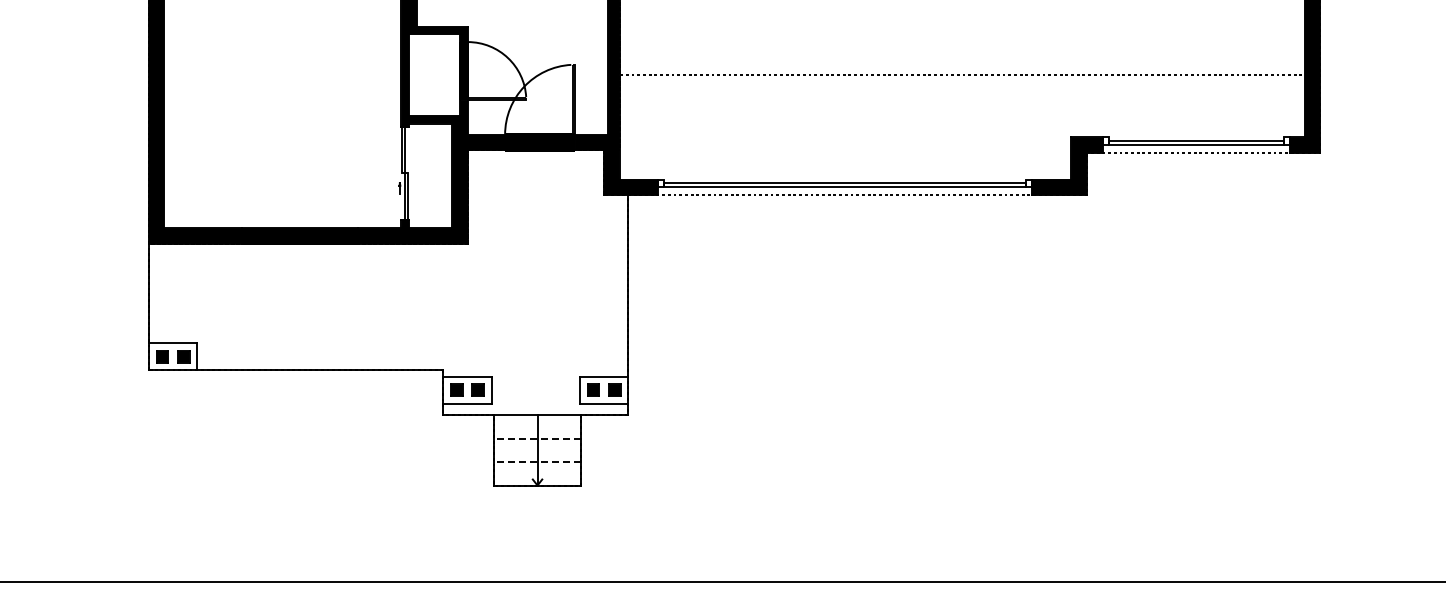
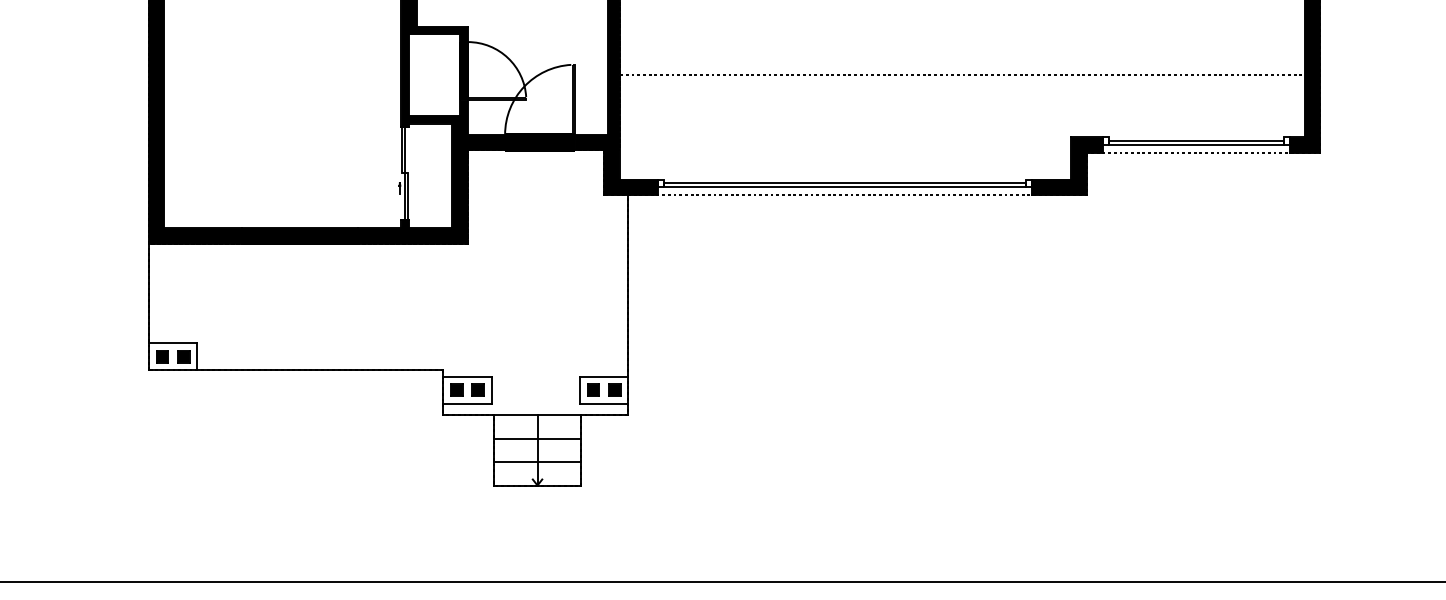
line: dashed -> solid (537, 438)
line: dashed -> solid (537, 462)
